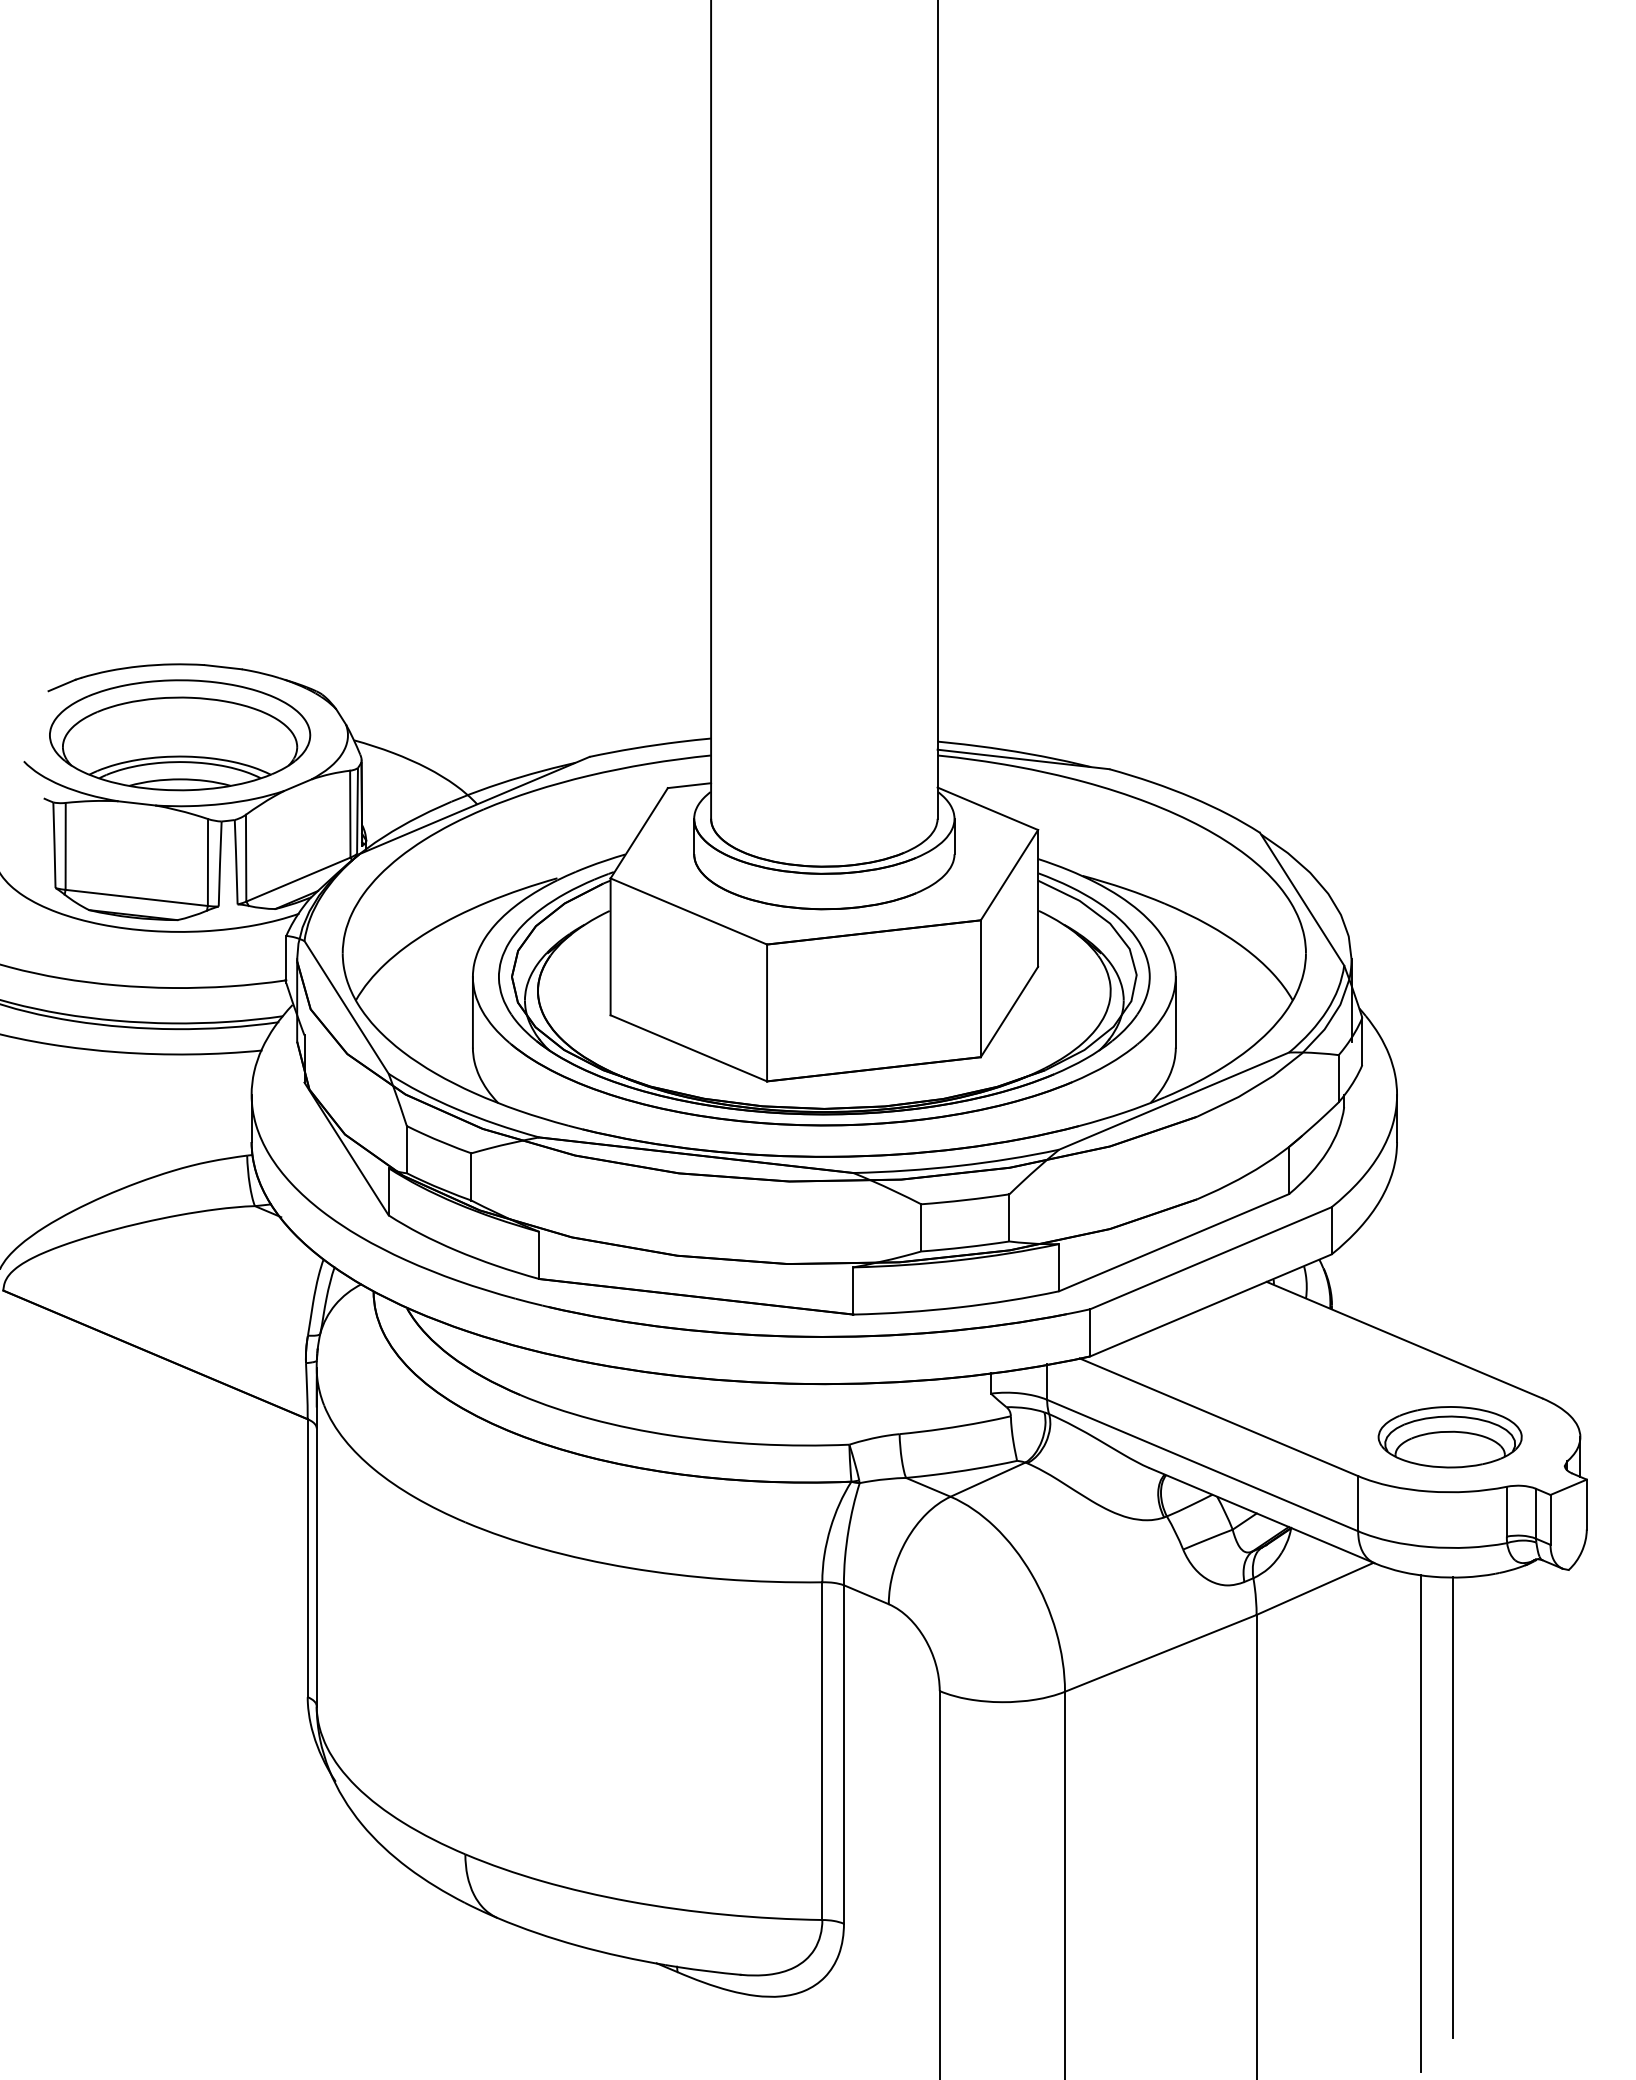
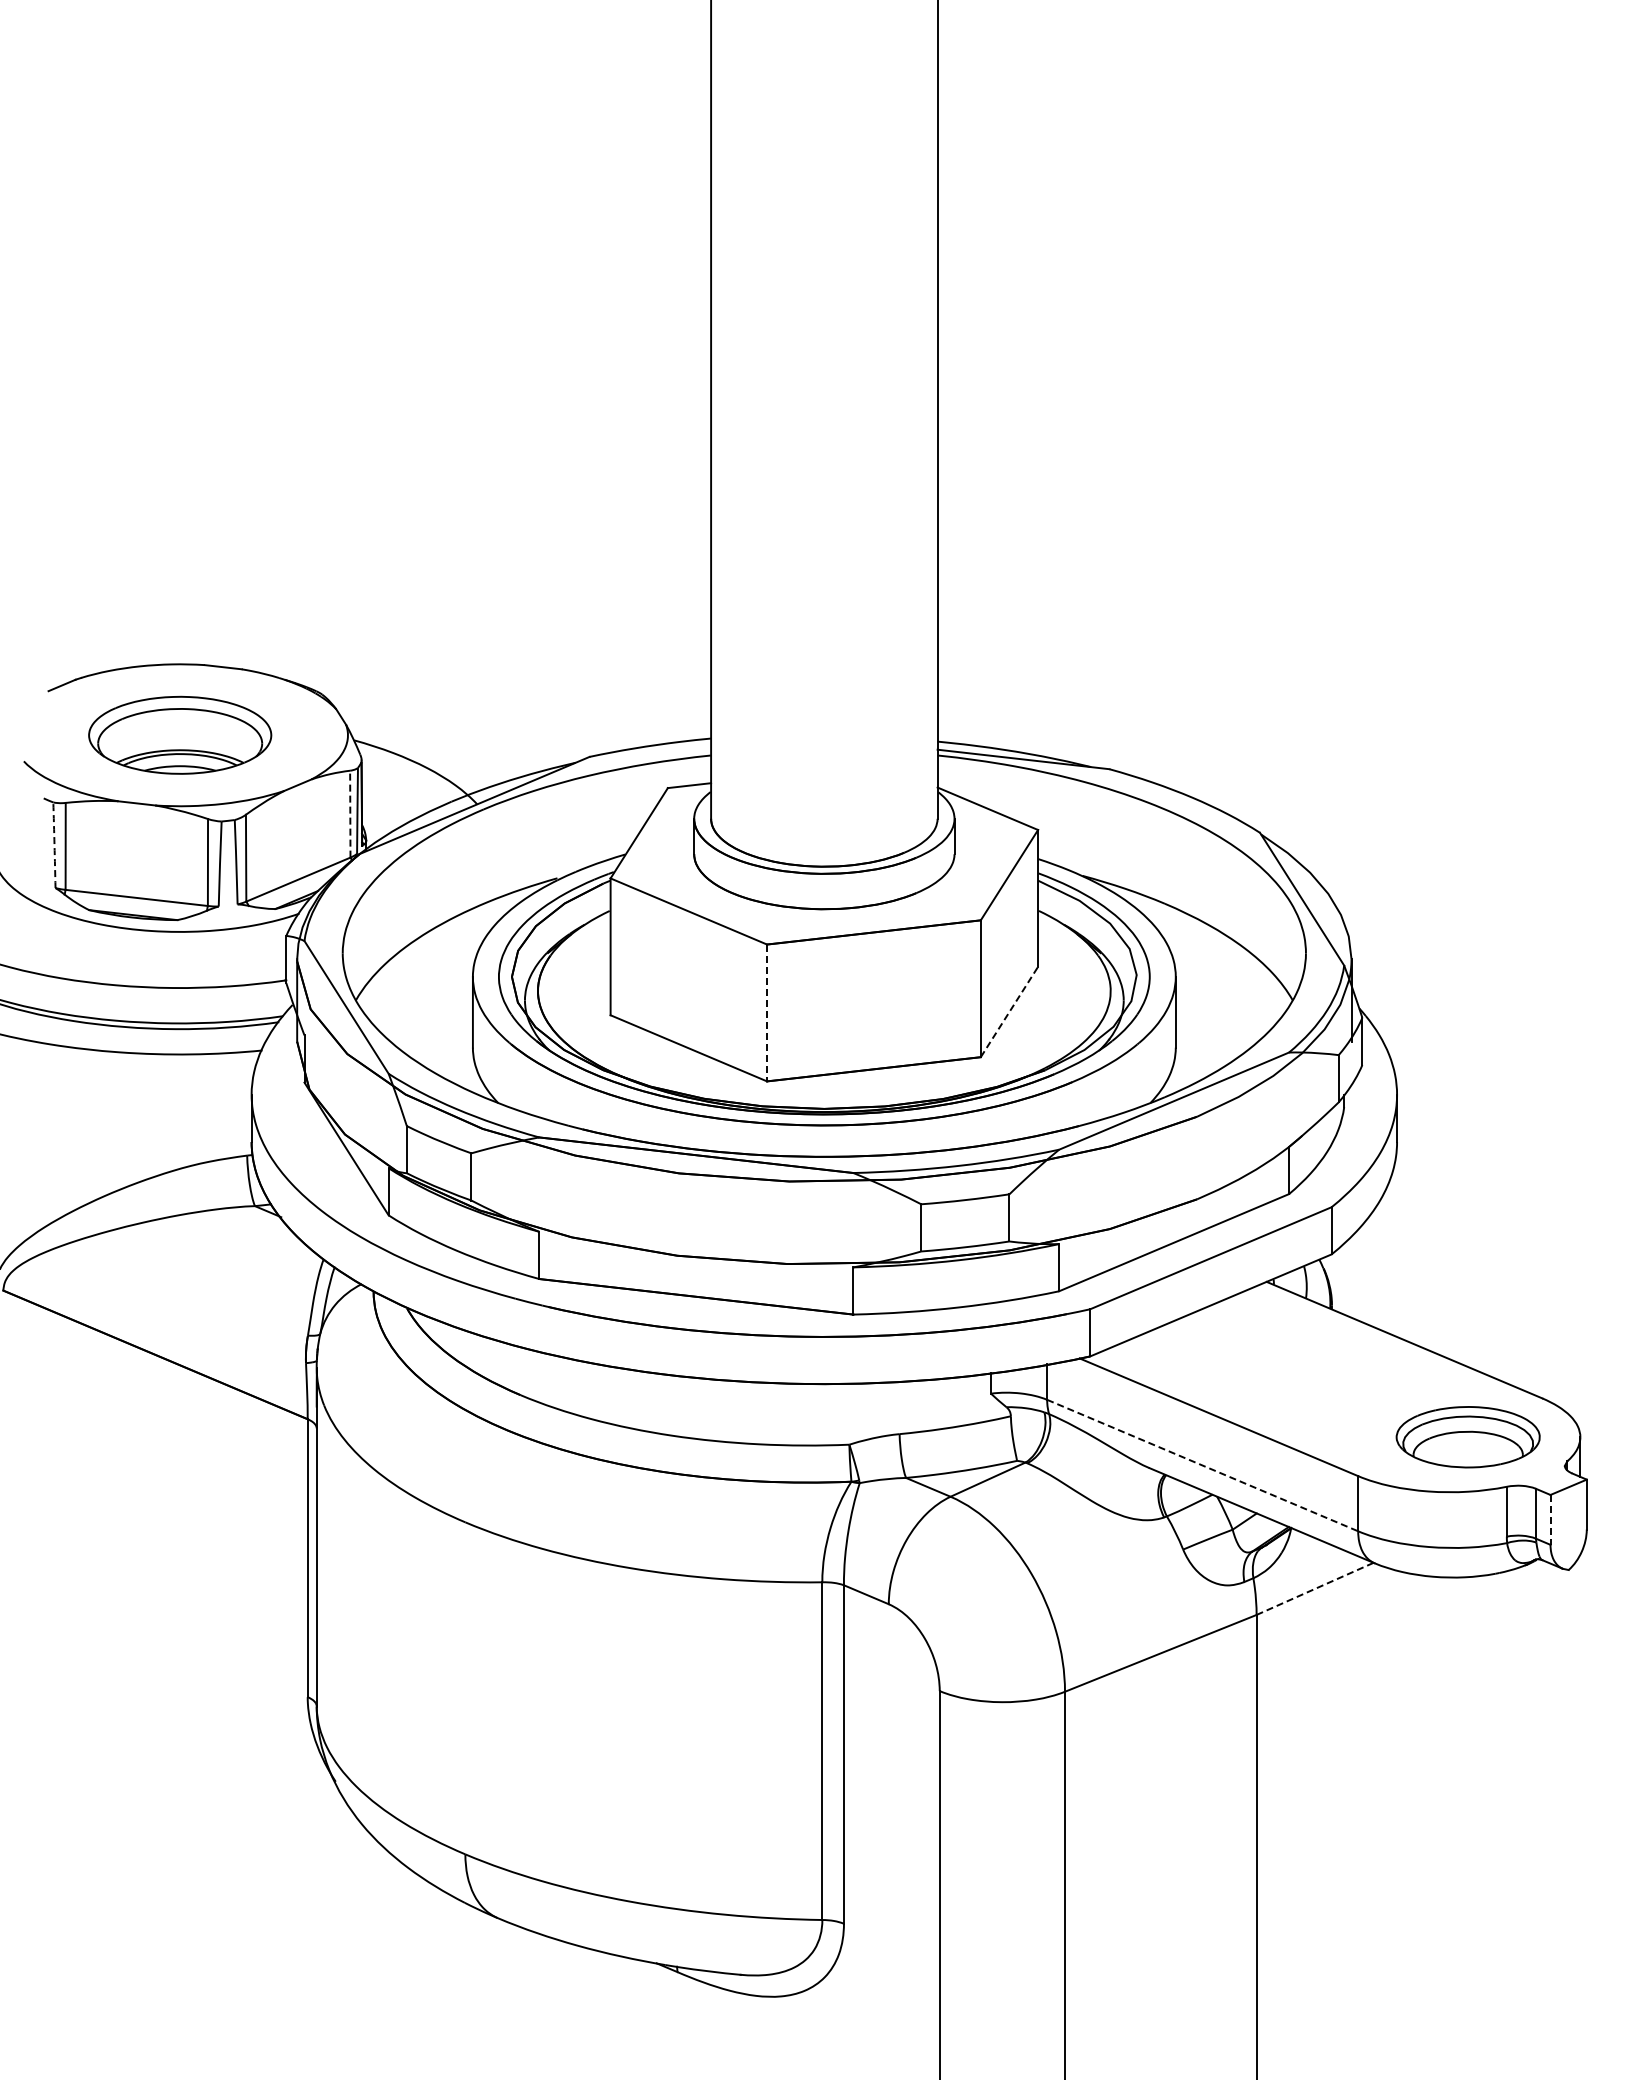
part size: 263x113 px -> 185x80 px (180, 734)
line: solid -> dashed (350, 813)
arc: solid -> dashed (54, 845)
line: solid -> dashed (1009, 1011)
line: solid -> dashed (767, 1013)
part position: (1449, 1437) -> (1467, 1437) (1467, 1437)
line: solid -> dashed (1202, 1465)
line: solid -> dashed (1550, 1519)
line: solid -> dashed (1315, 1588)
line: present -> none (1452, 1807)
line: present -> none (1421, 1822)
